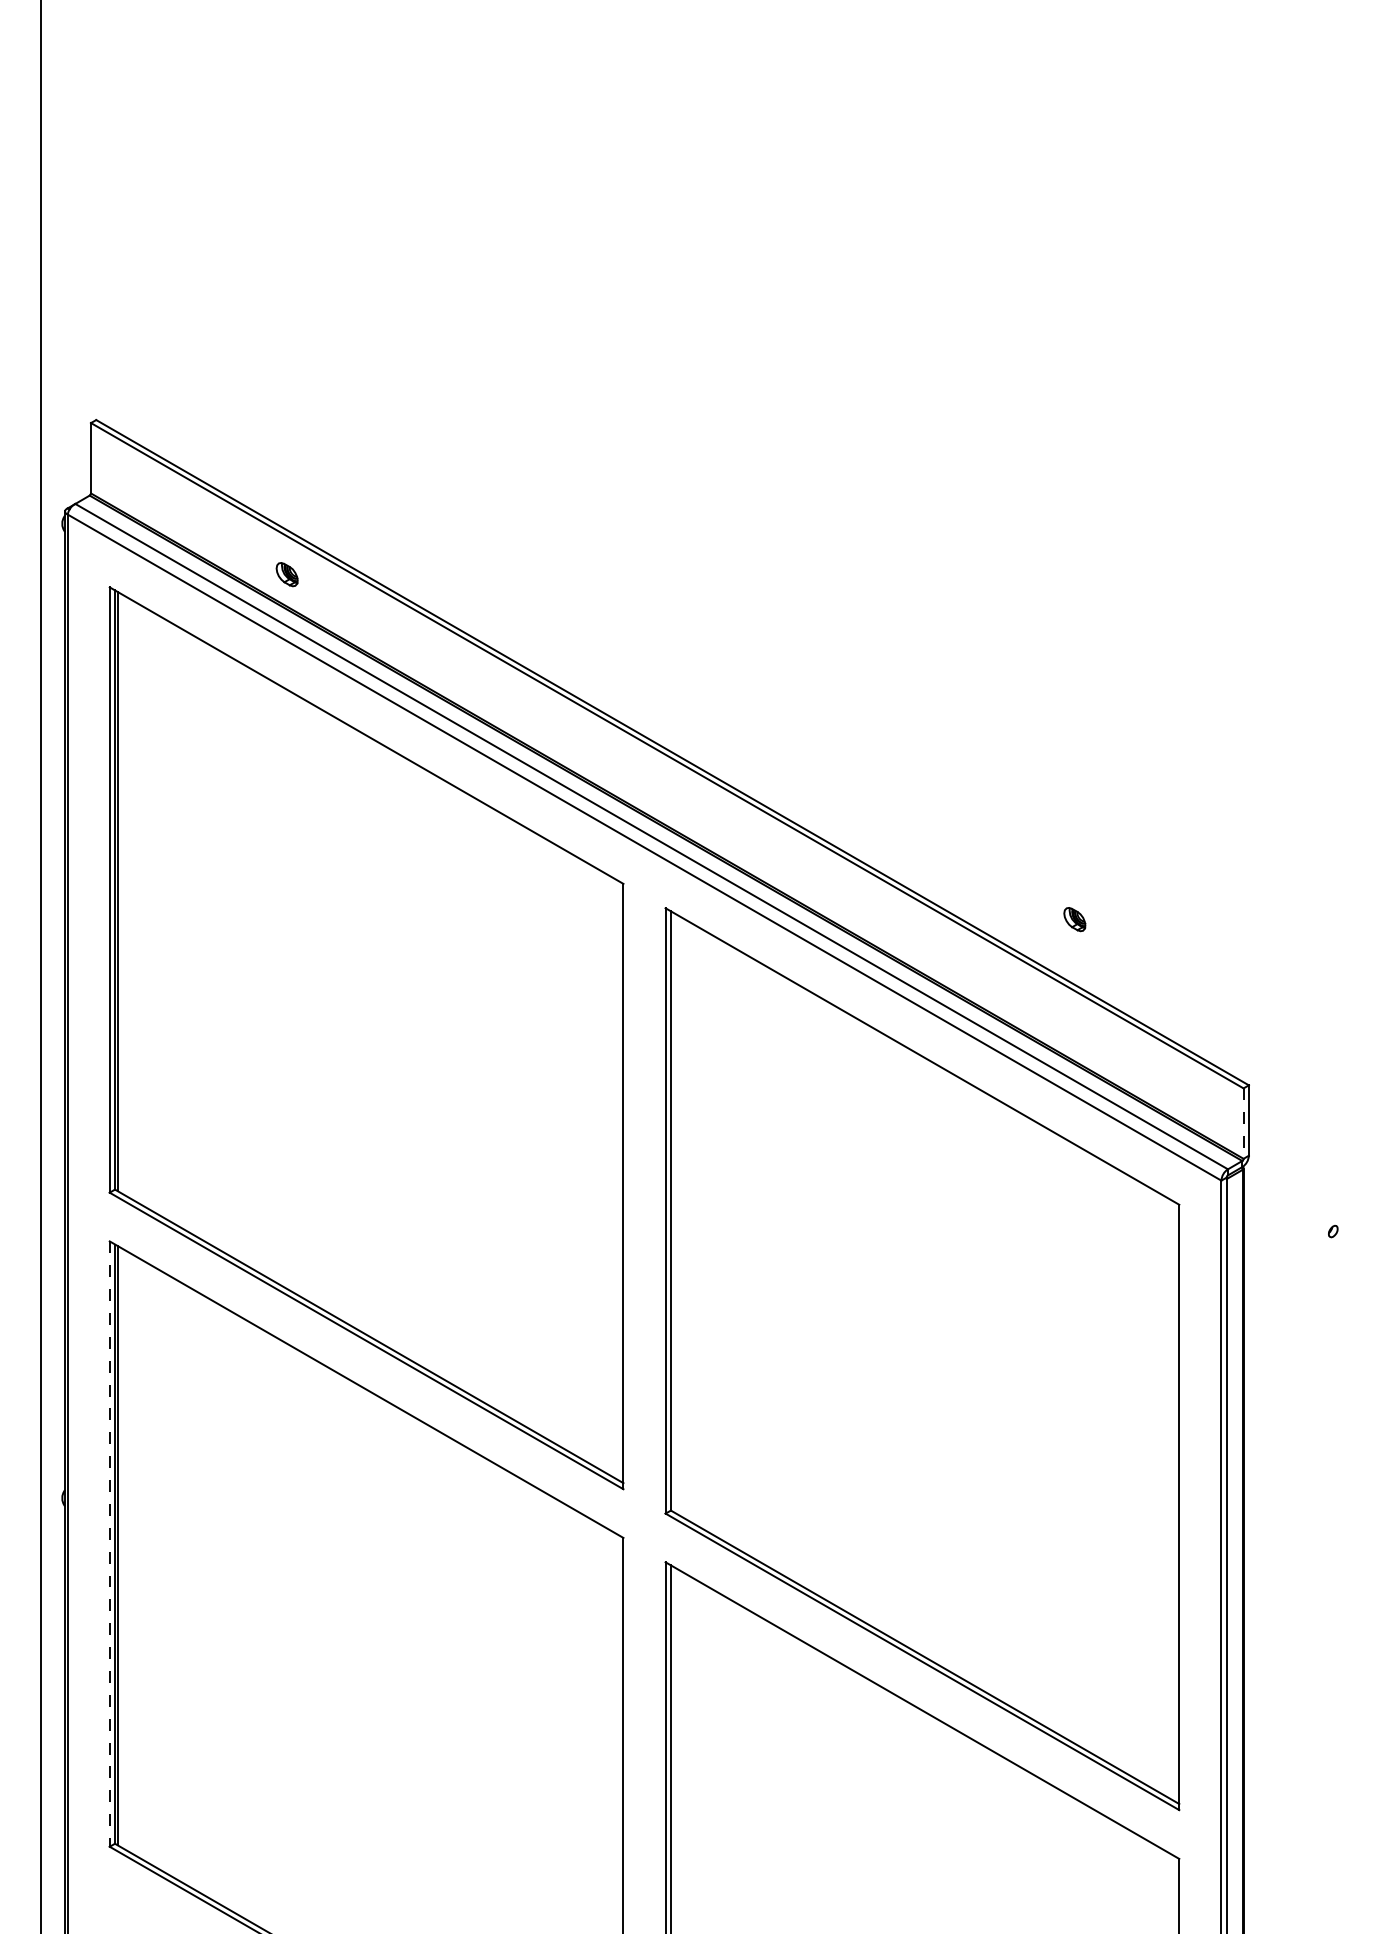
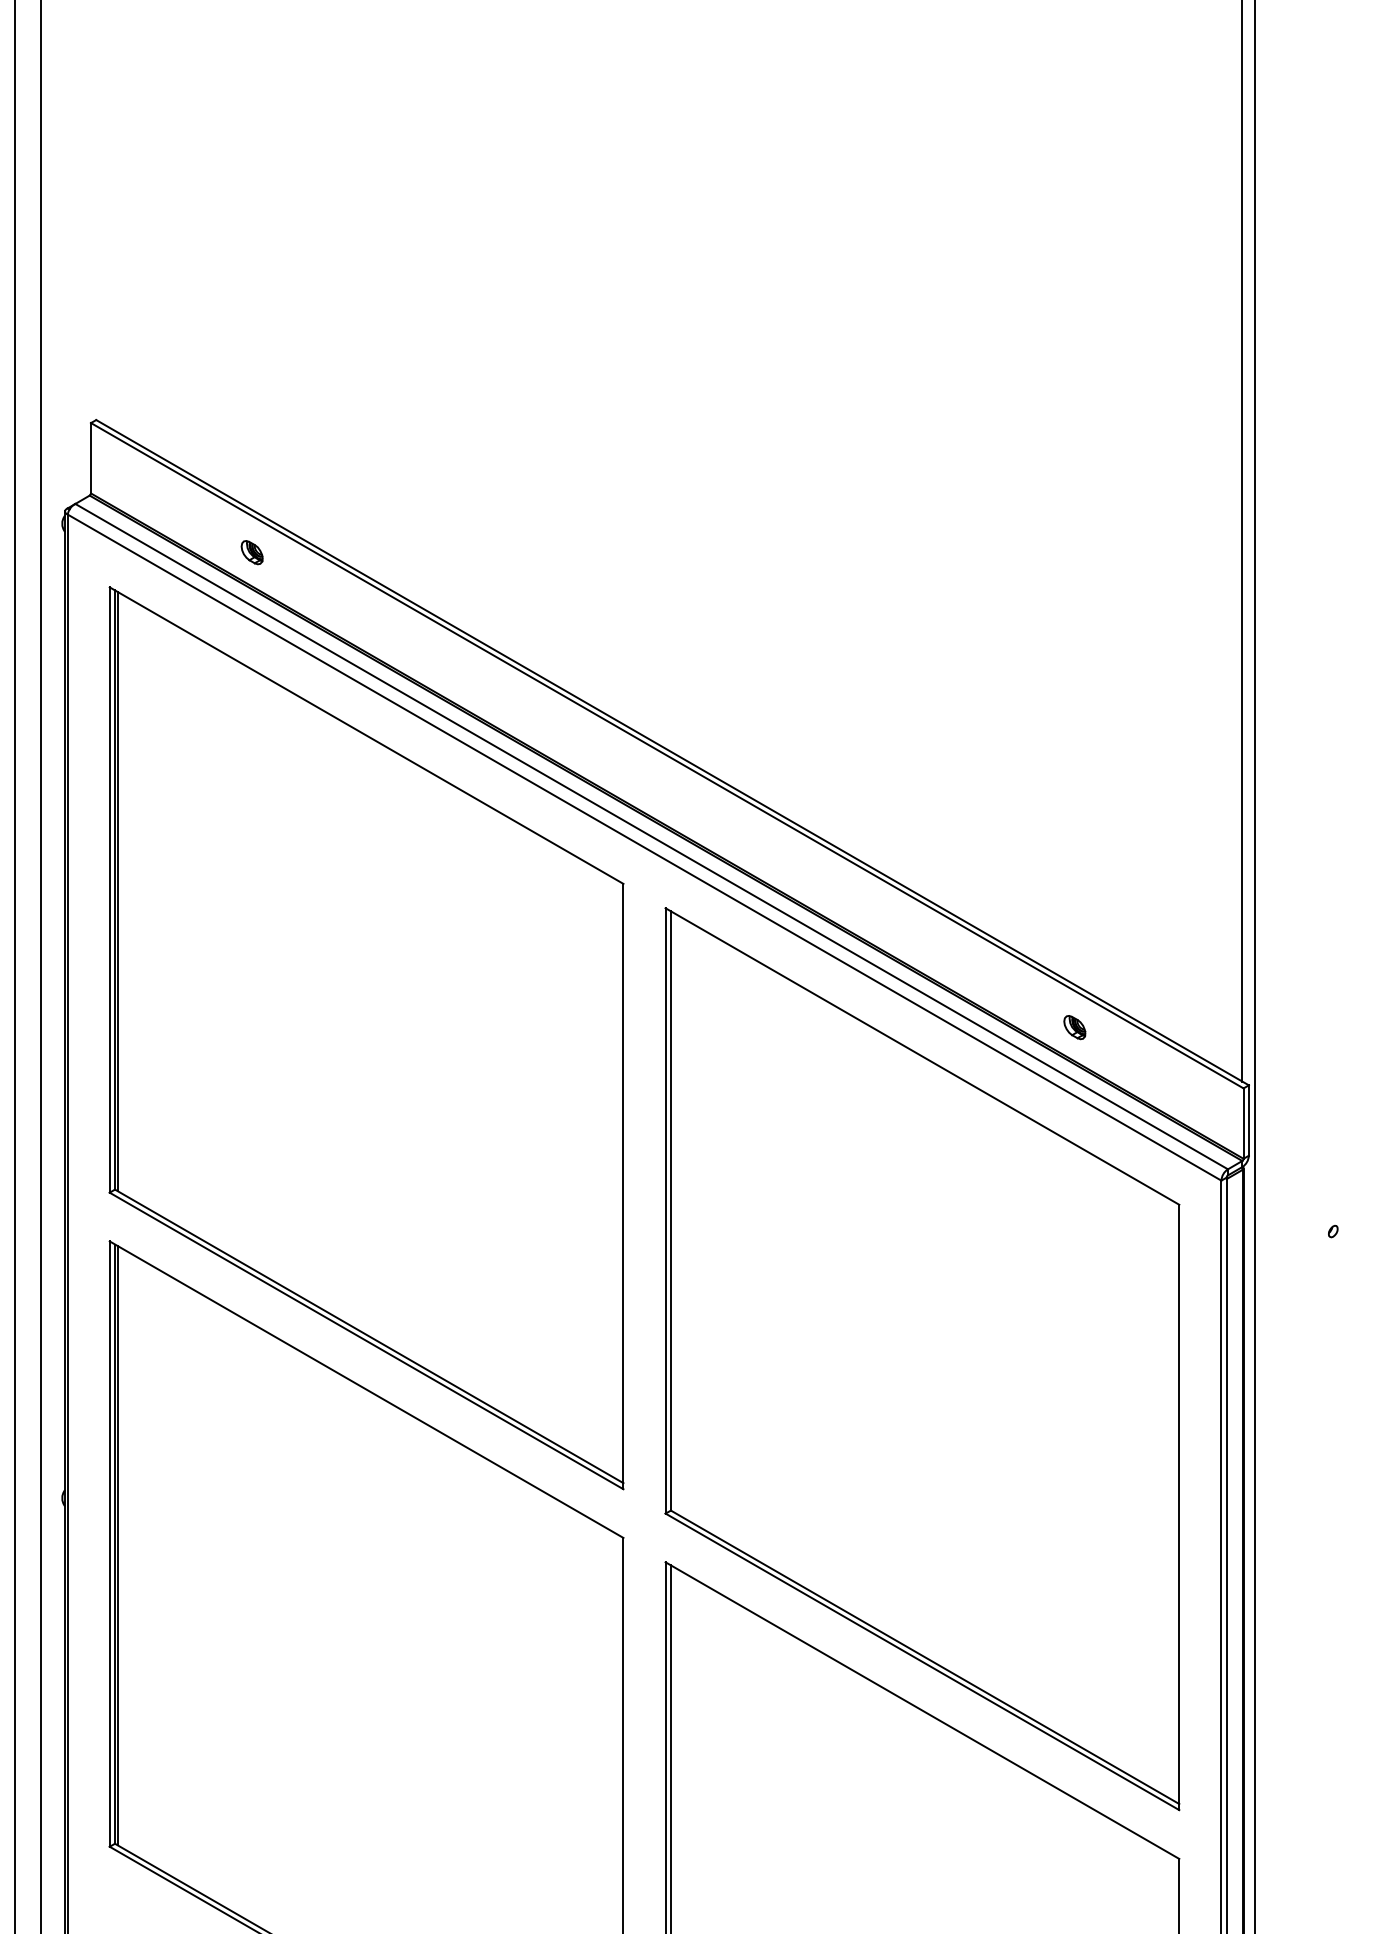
line: none -> present (1242, 541)
part position: (286, 574) -> (251, 552) (251, 552)
part position: (1074, 919) -> (1074, 1027) (1074, 1027)
line: none -> present (14, 966)
line: none -> present (1255, 966)
line: dashed -> solid (1243, 1124)
line: dashed -> solid (109, 1544)
